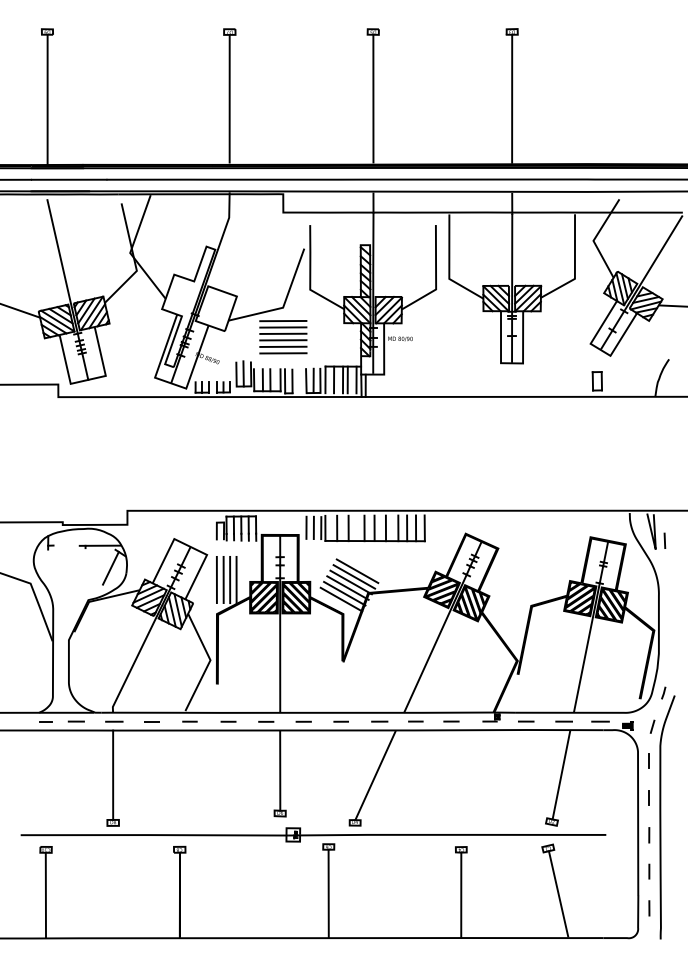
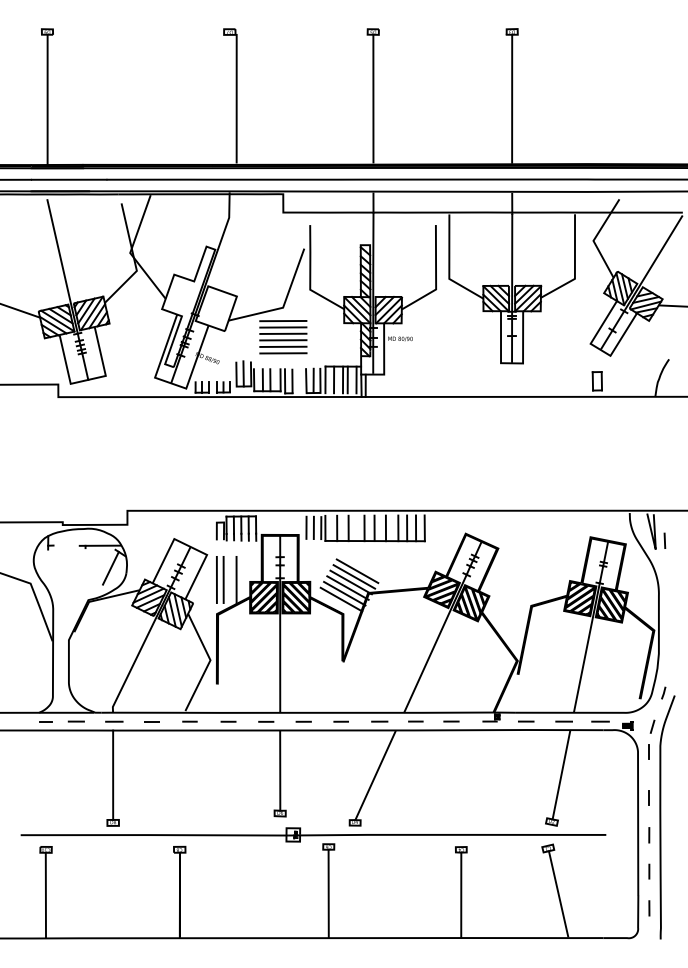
line position: (229, 98) -> (236, 98) (236, 98)
line: present -> none (230, 579)
line position: (648, 760) -> (648, 751) (648, 751)
